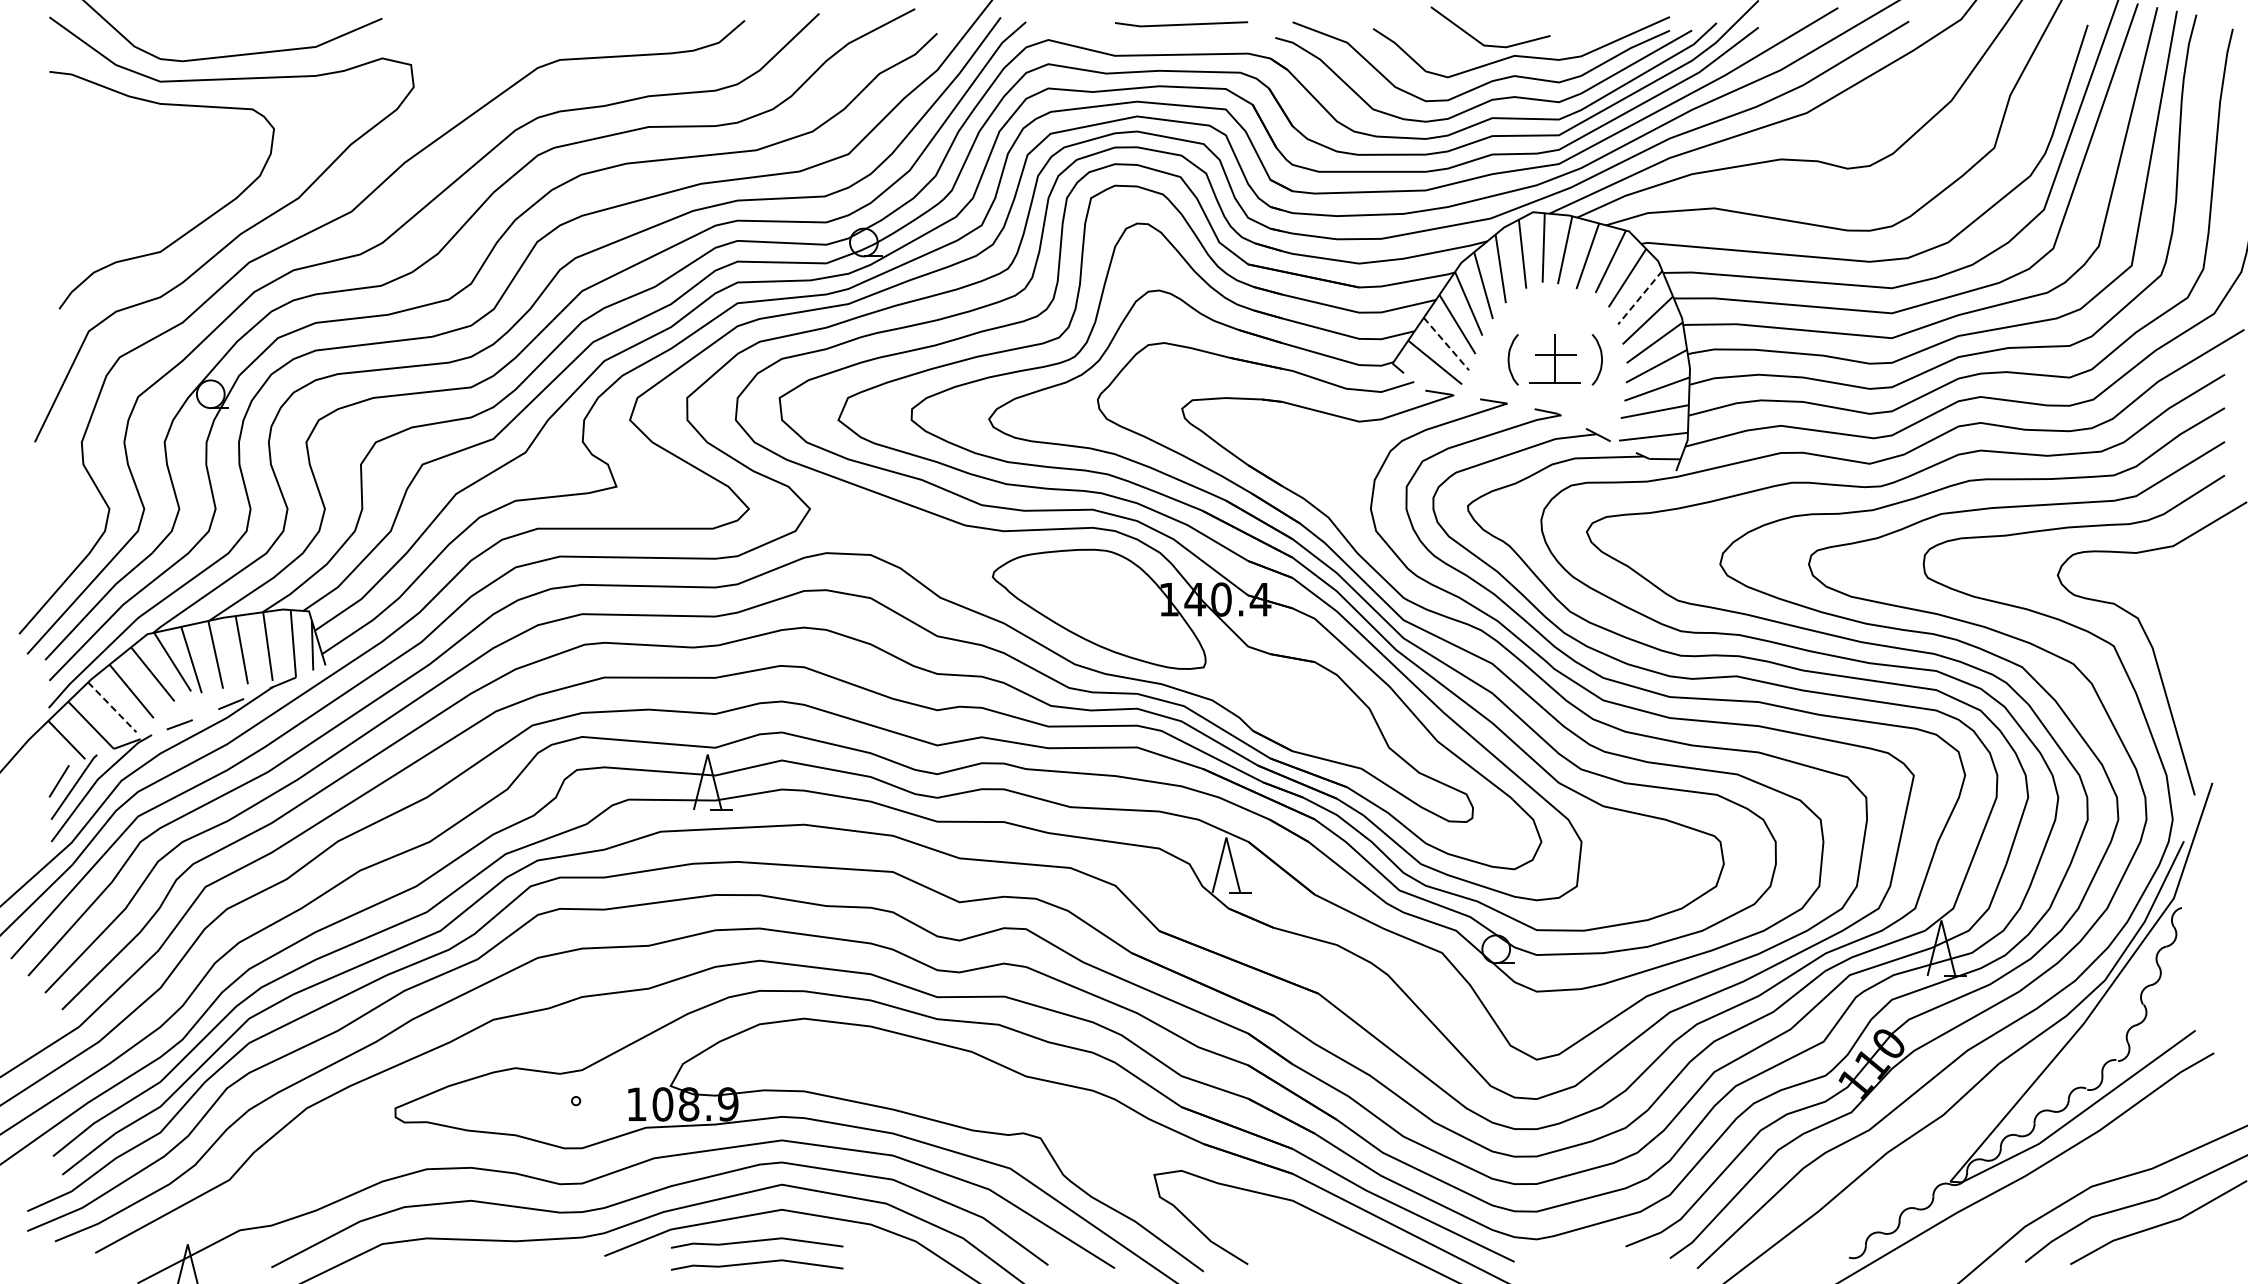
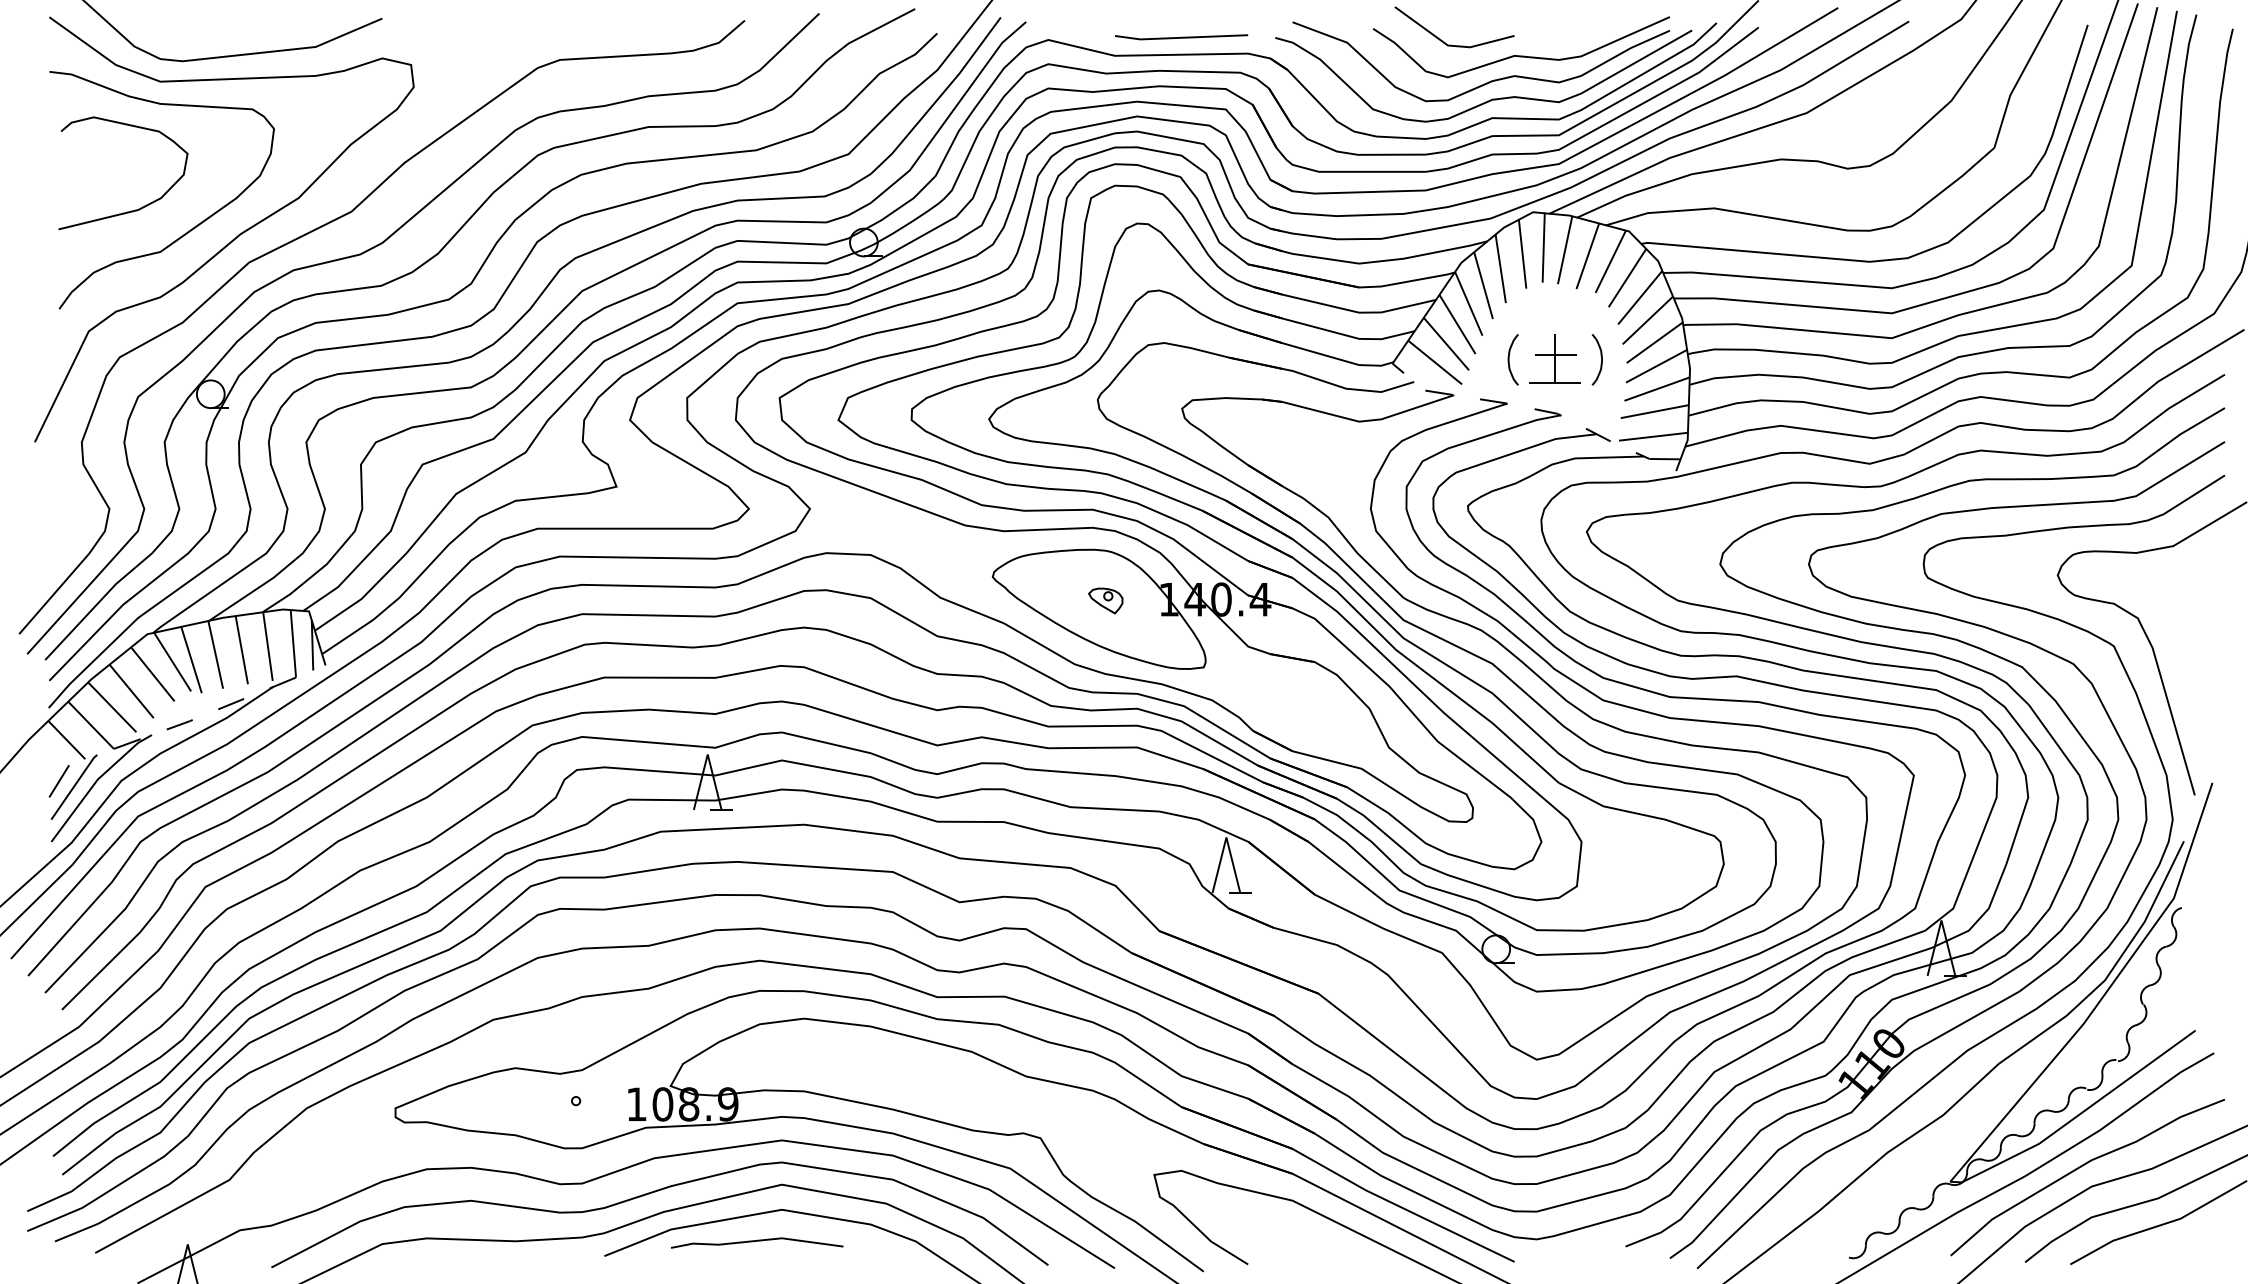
line position: (1181, 24) -> (1181, 37) (1181, 37)
line position: (1480, 41) -> (1444, 41) (1444, 41)
curve: none -> present (131, 210)
line: dashed -> solid (1640, 297)
line: dashed -> solid (1446, 344)
part: none -> present (1105, 600)
line: dashed -> solid (112, 707)
curve: none -> present (2081, 1167)
line: present -> none (757, 1263)
